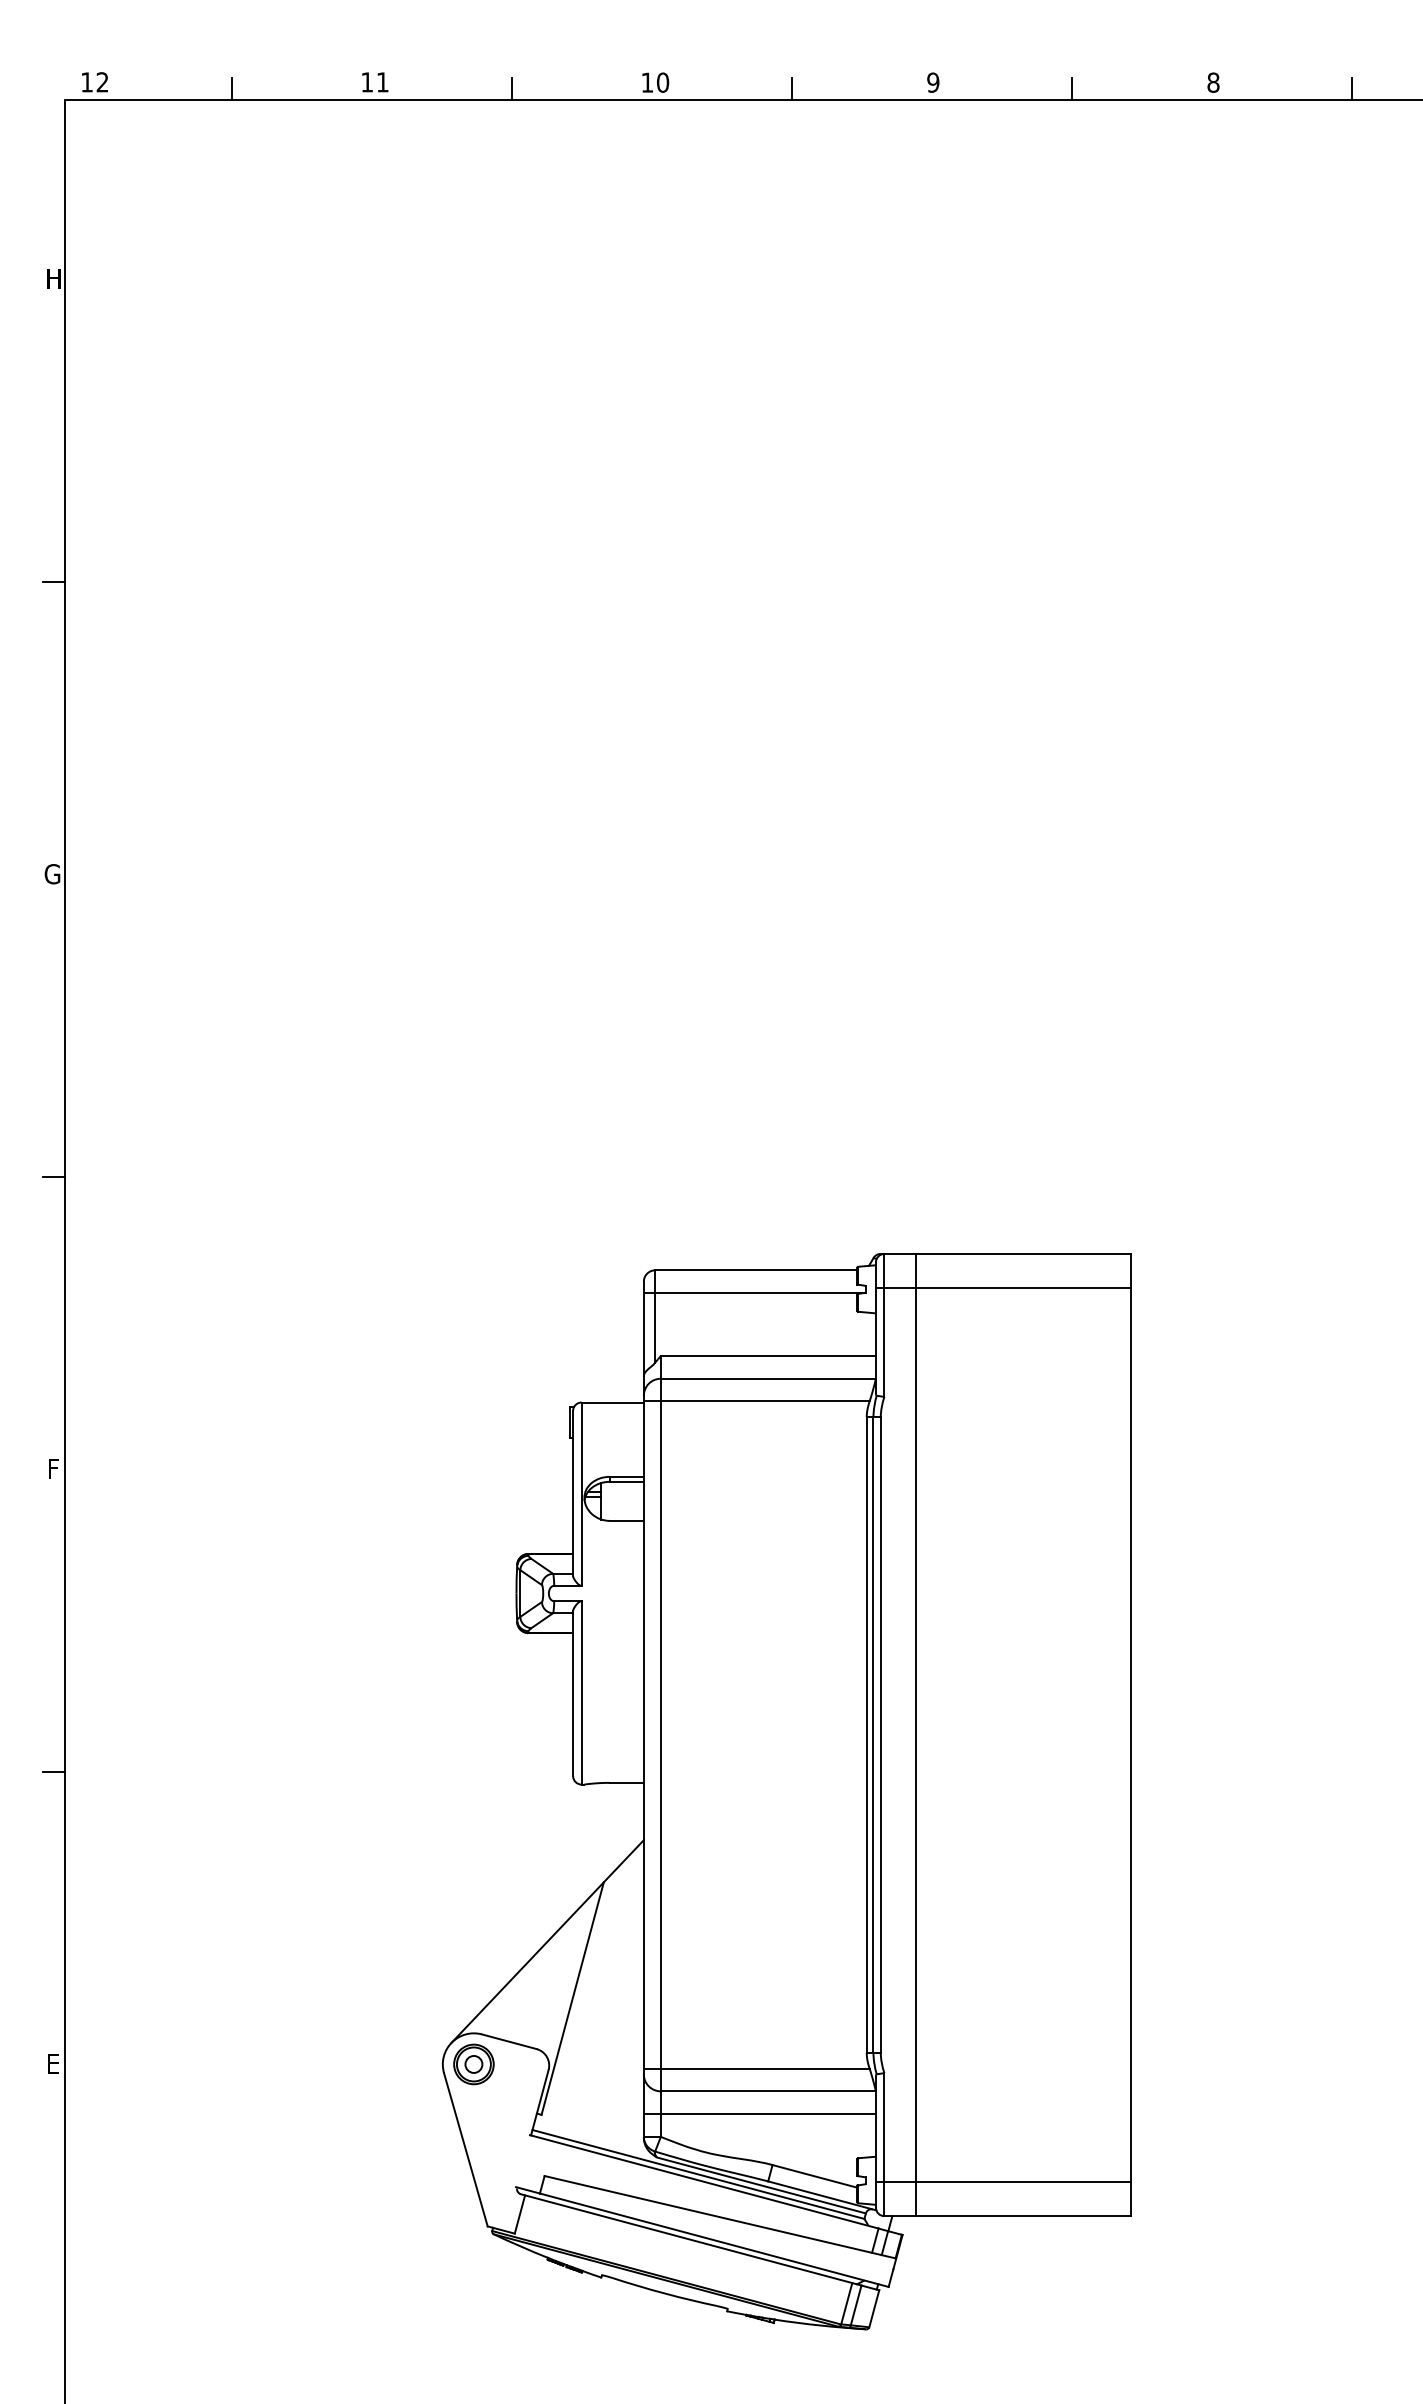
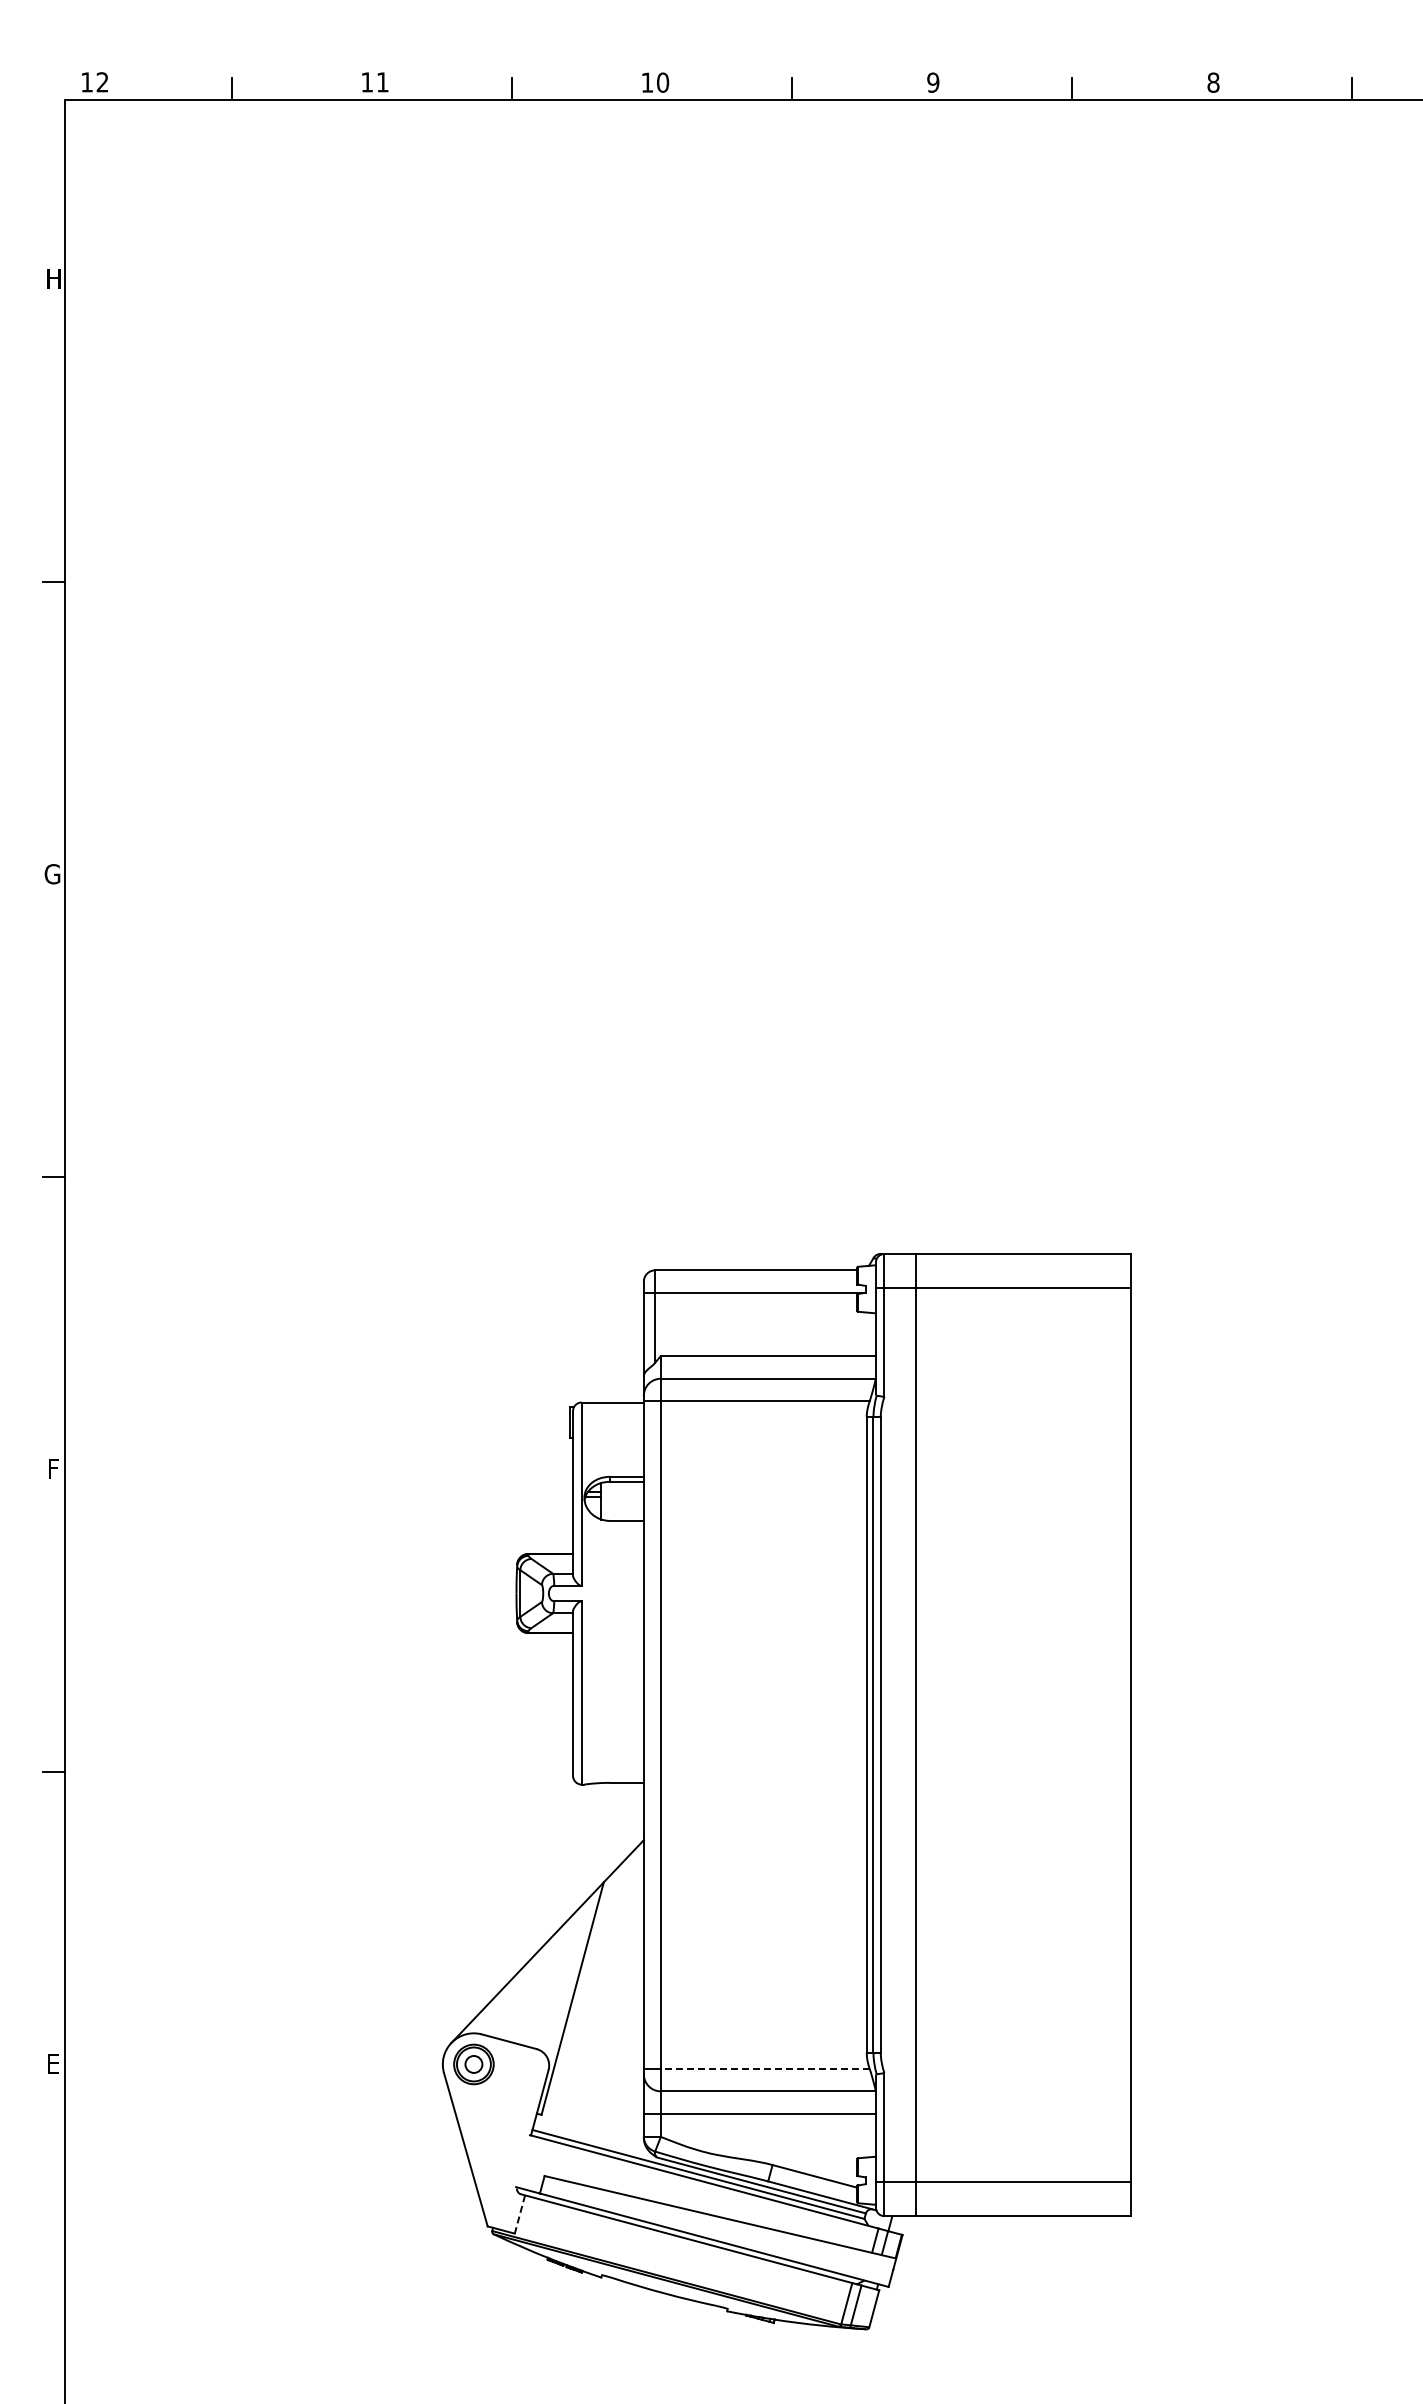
line: solid -> dashed (764, 2068)
line: solid -> dashed (519, 2214)
